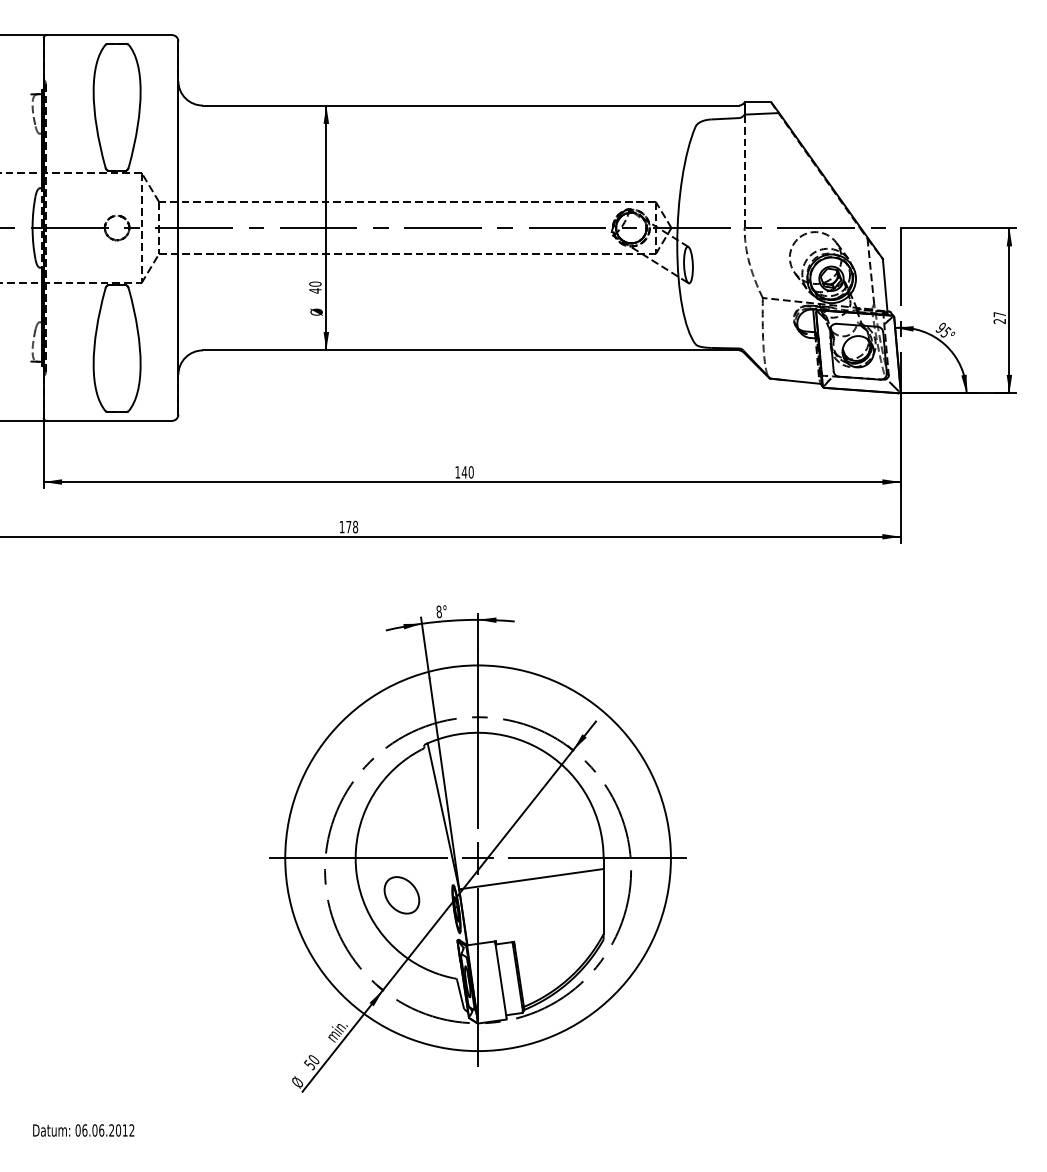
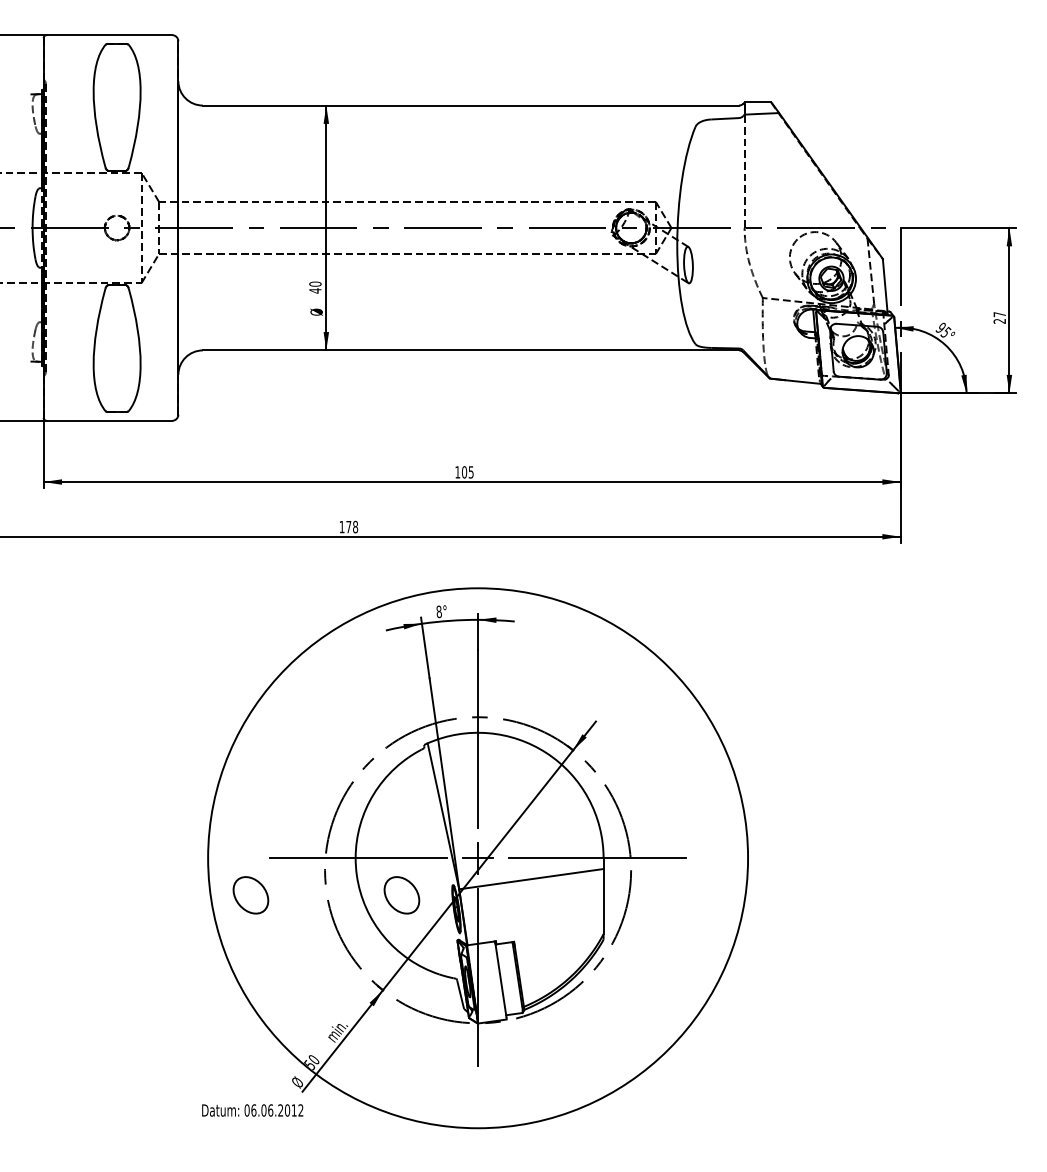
text: 140 -> 105 (467, 472)
circle diameter: 386 px -> 540 px (478, 858)
part: none -> present (250, 895)
text position: (83, 1130) -> (252, 1110) (252, 1110)
